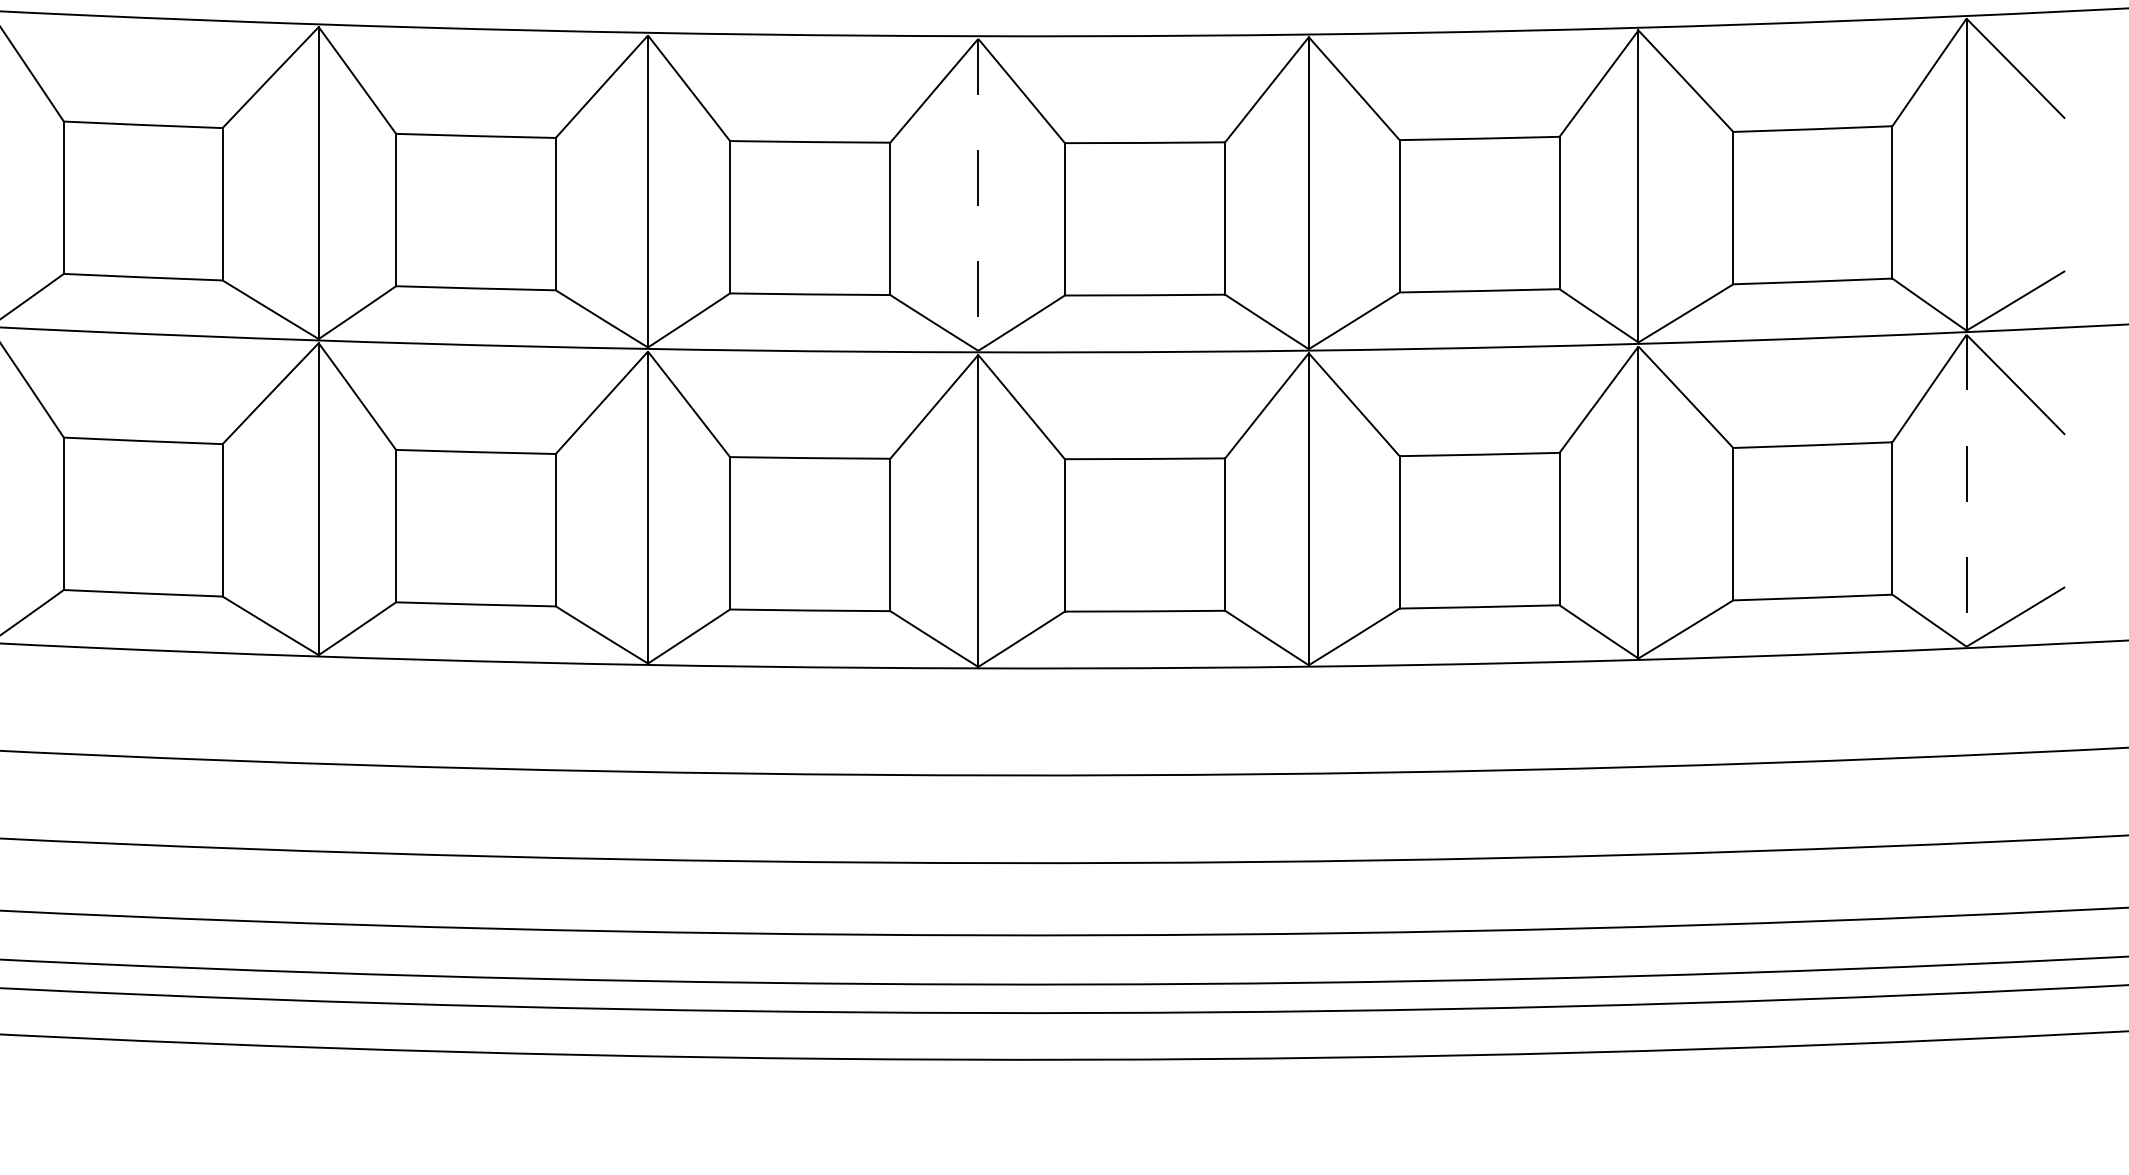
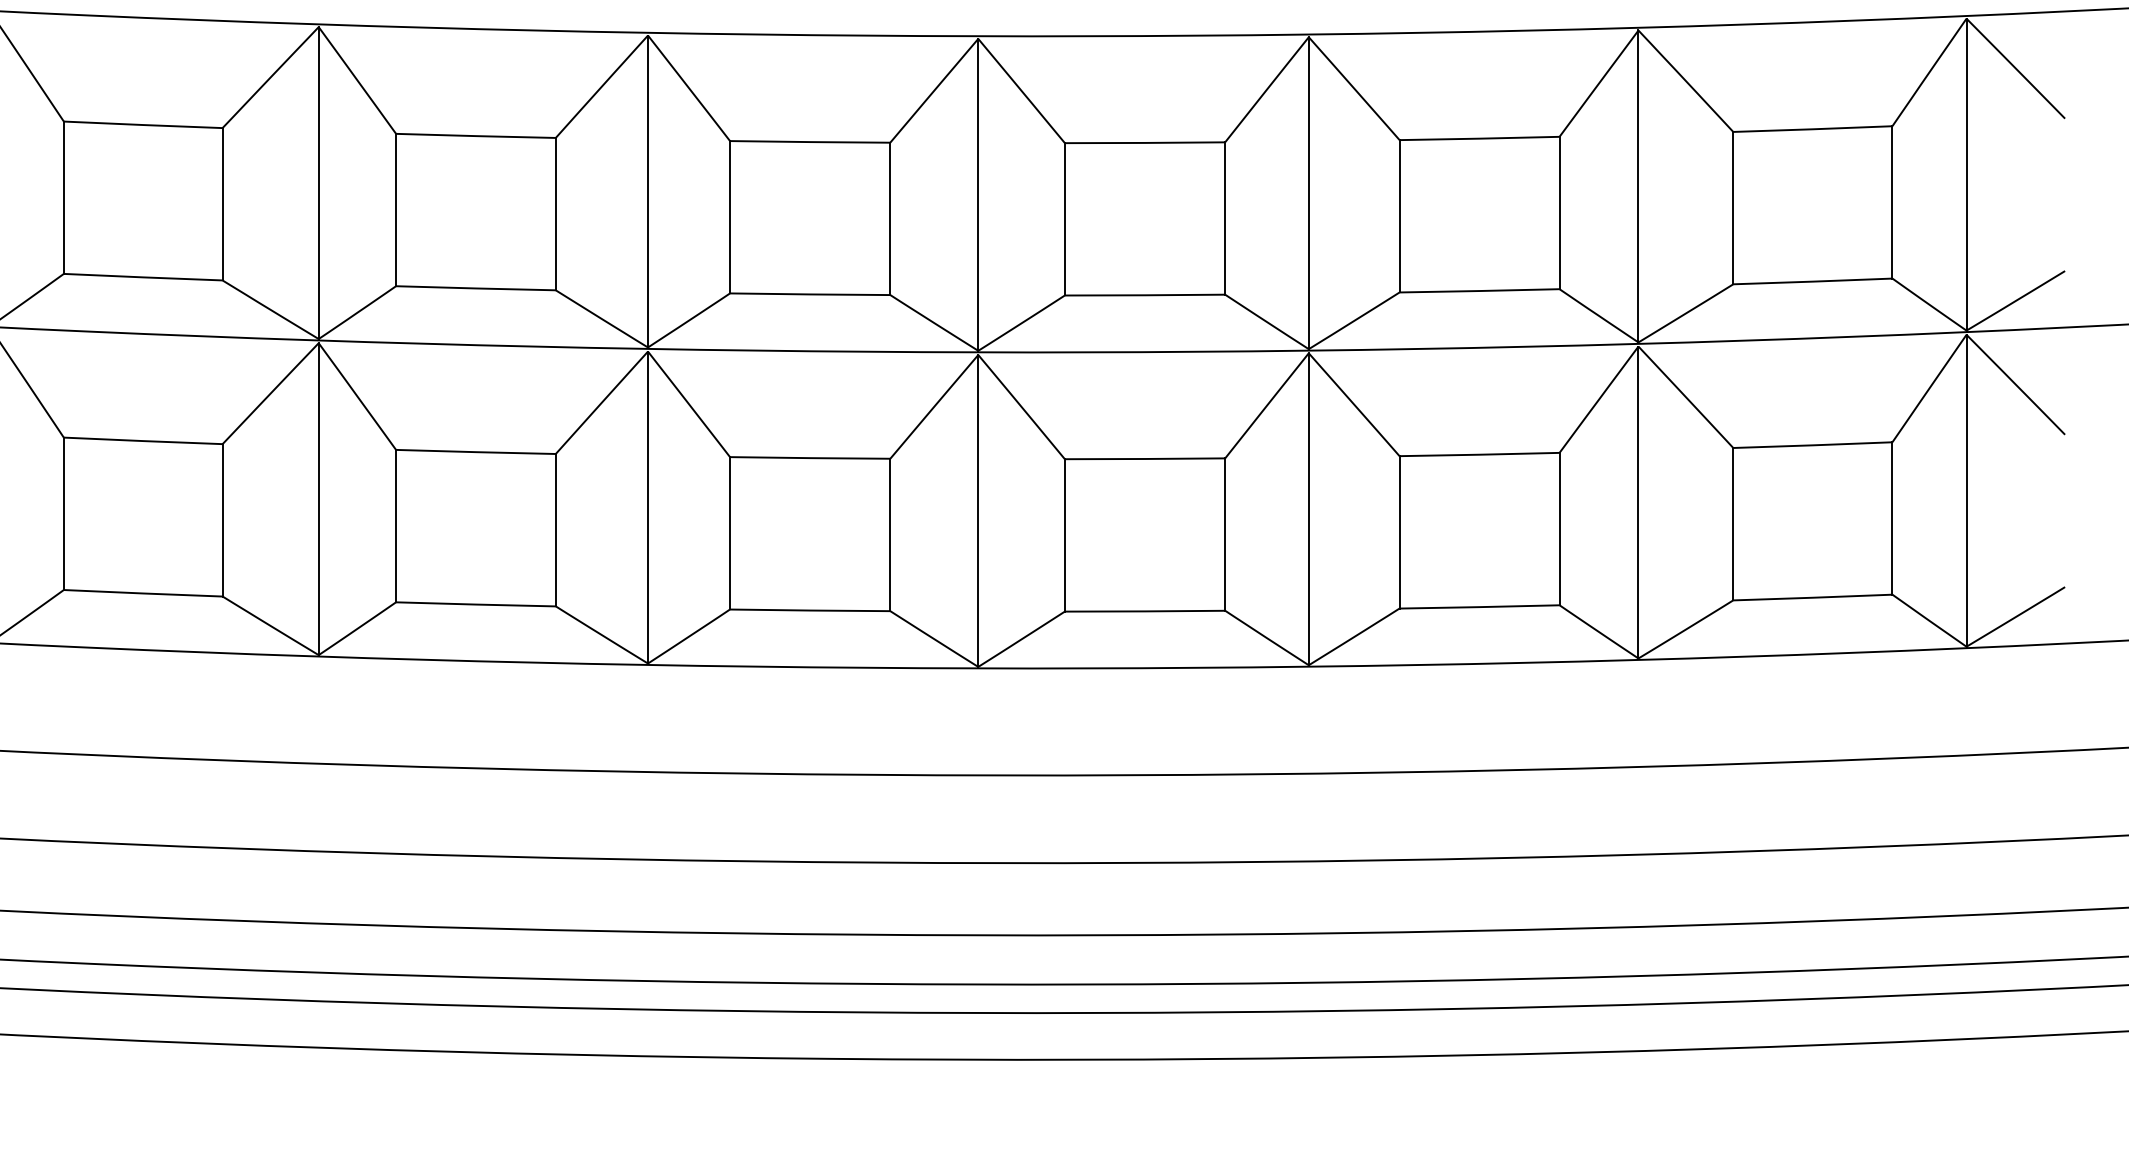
line: dashed -> solid (978, 194)
line: dashed -> solid (1966, 490)
